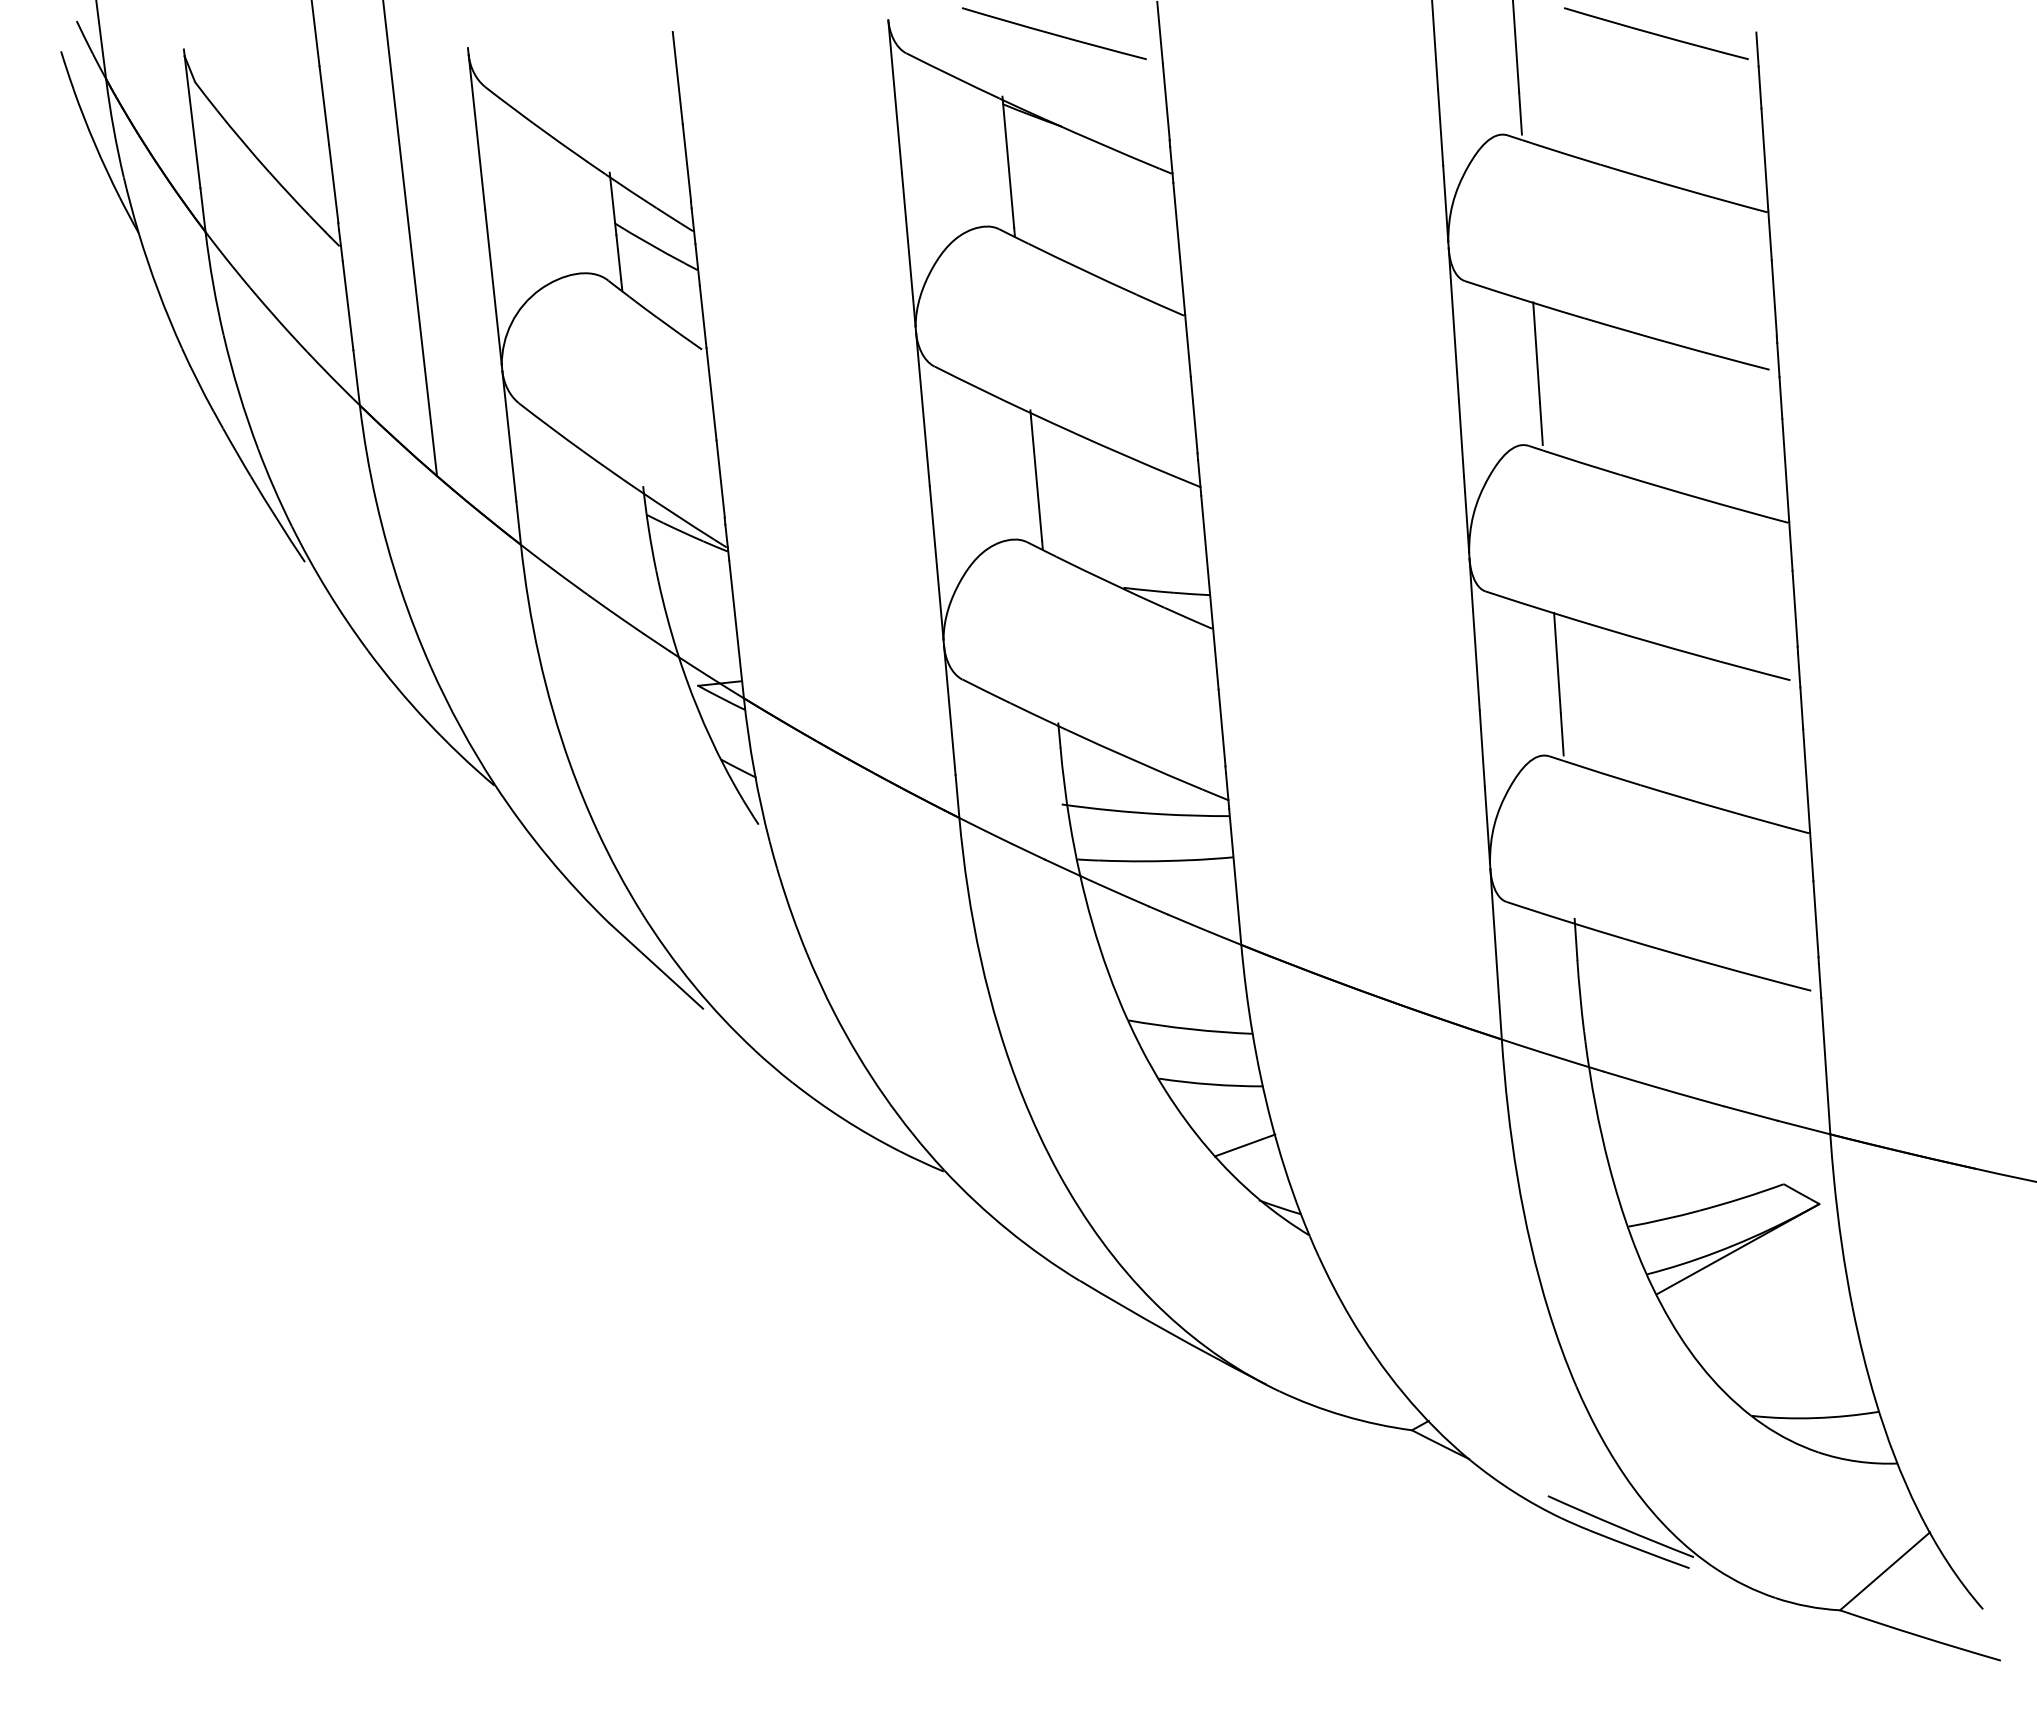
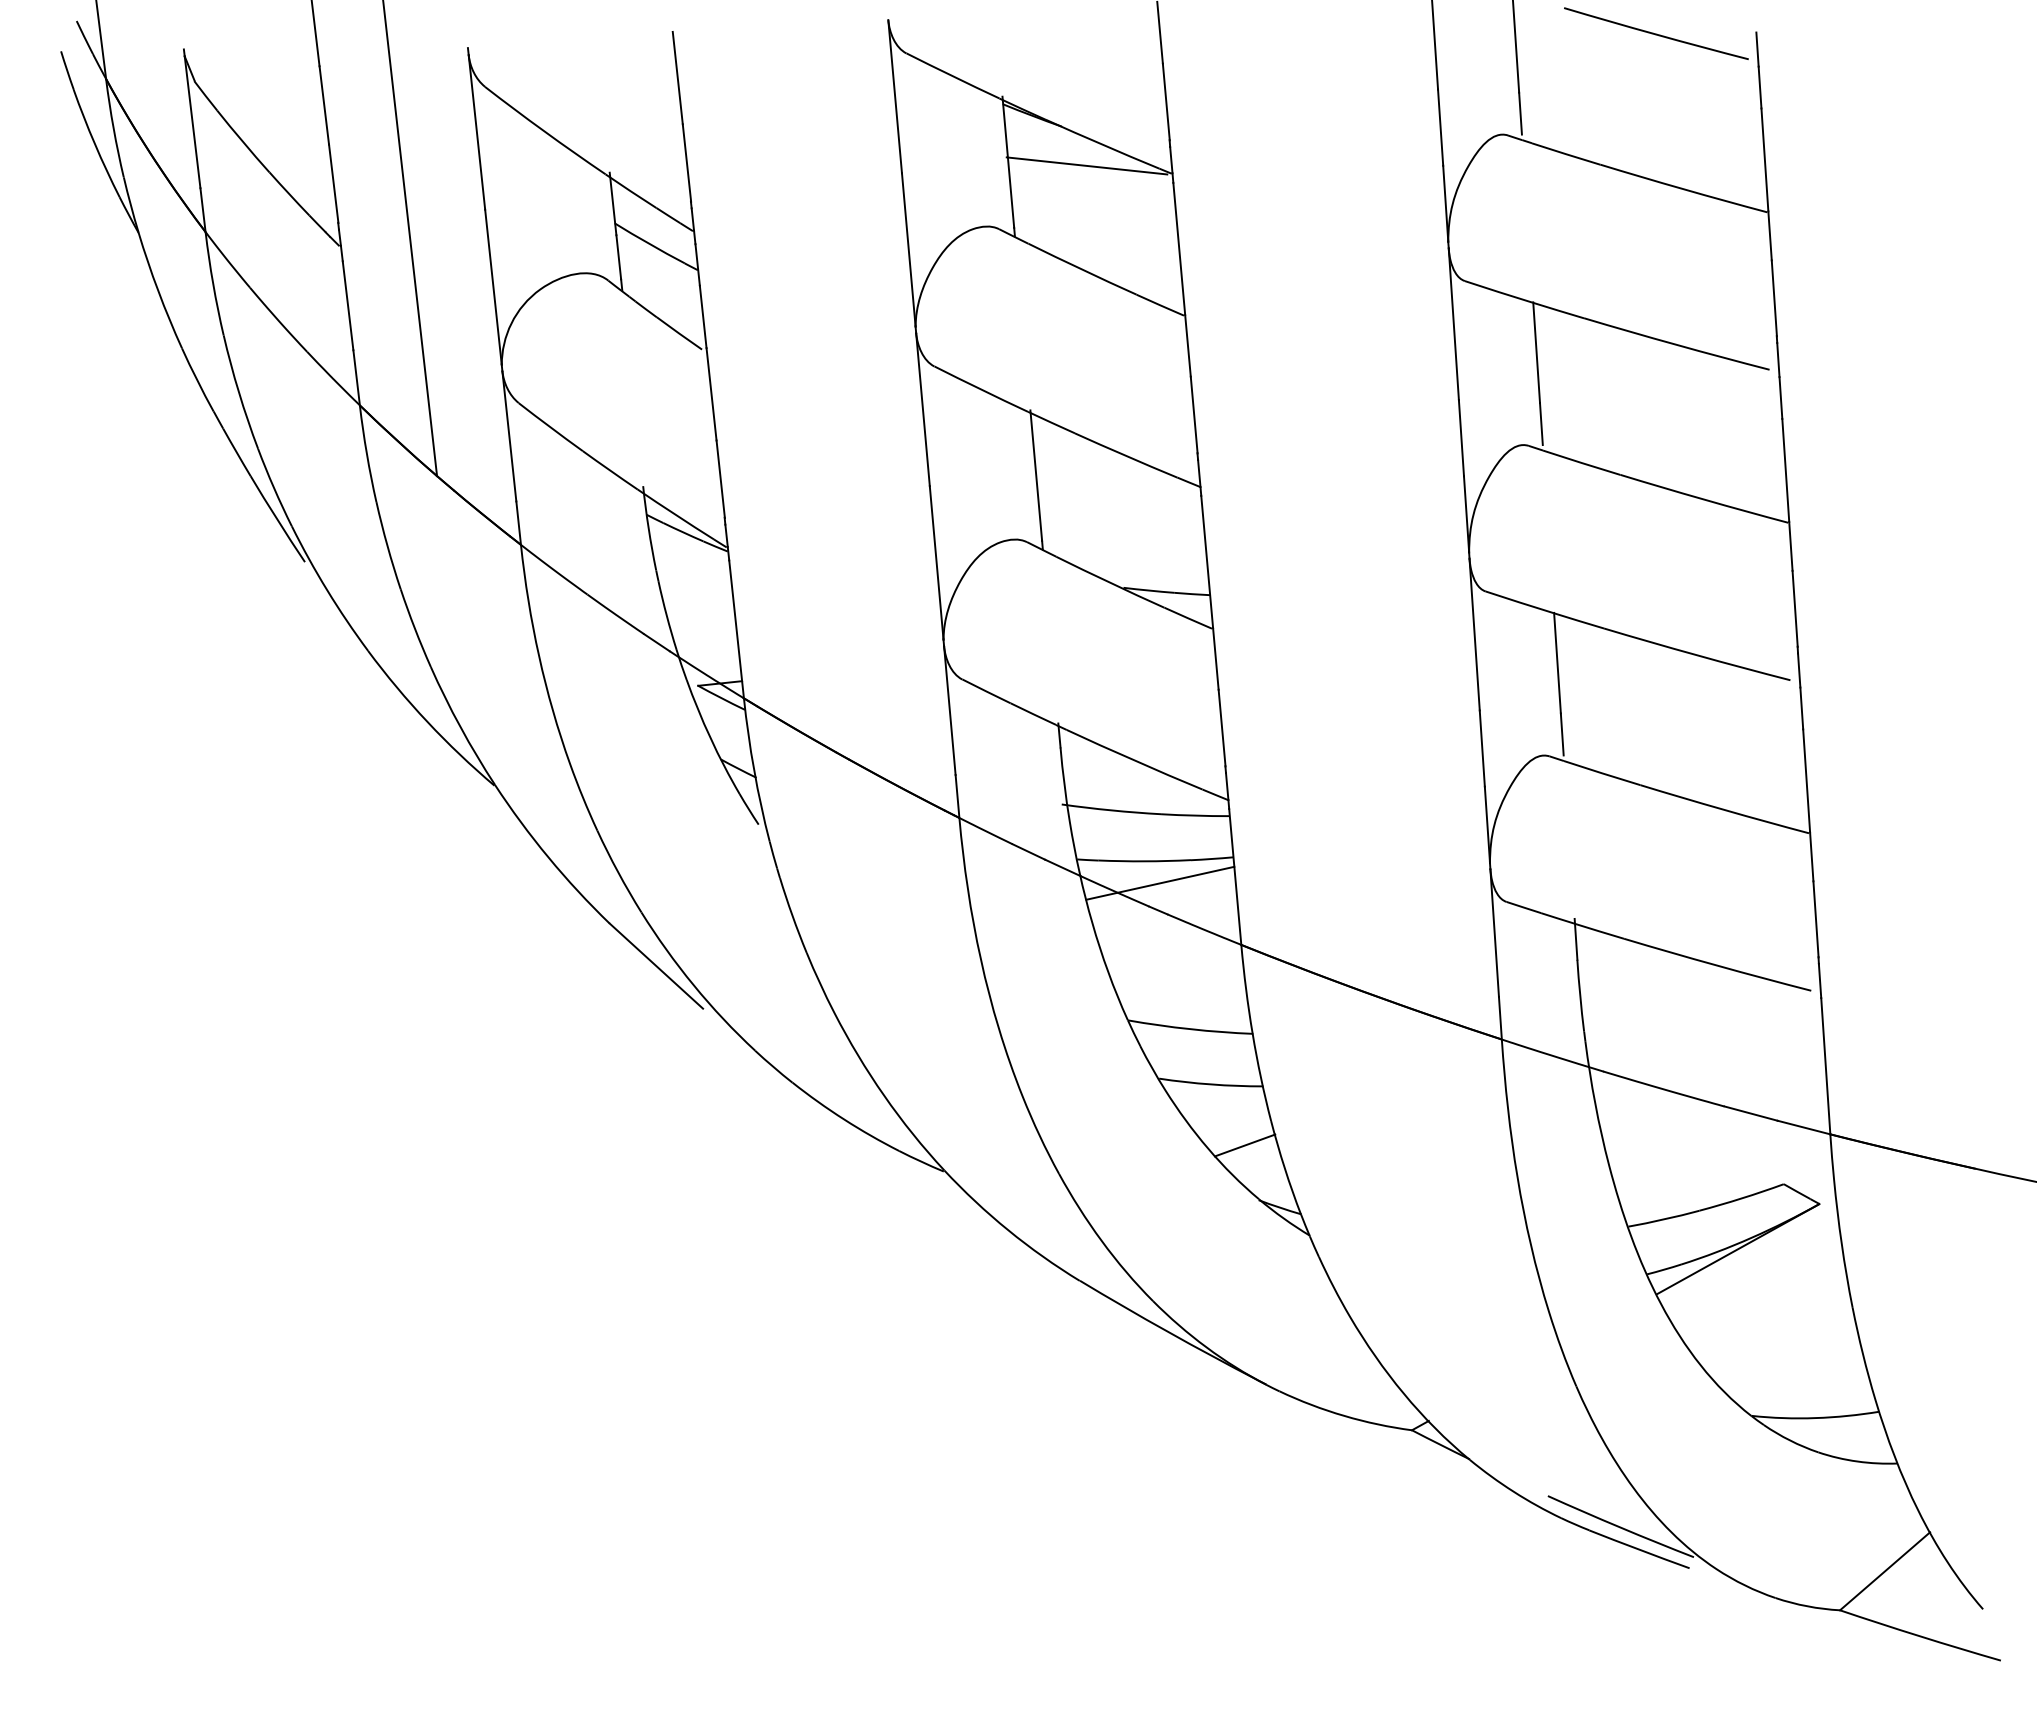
line: present -> none (1054, 33)
line: none -> present (1086, 165)
line: none -> present (1160, 882)
